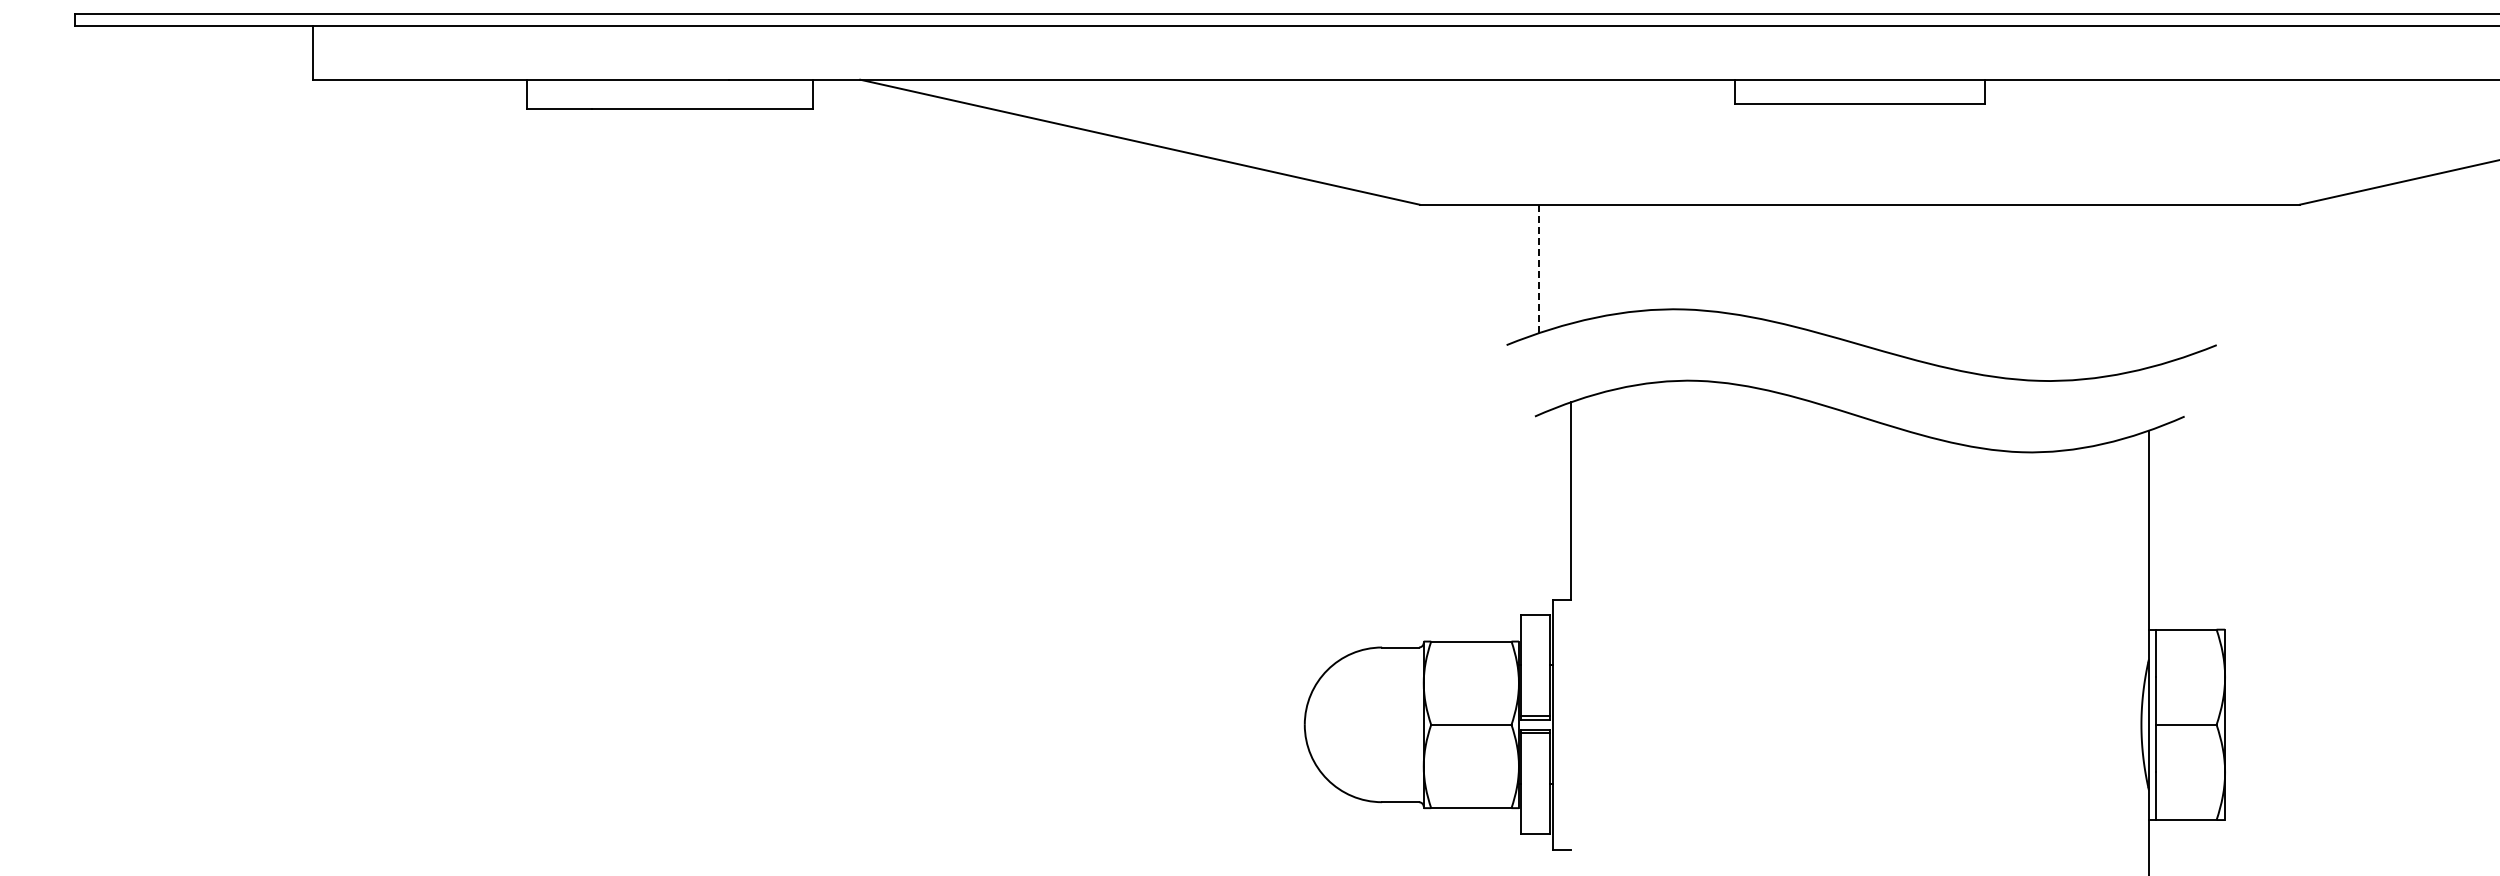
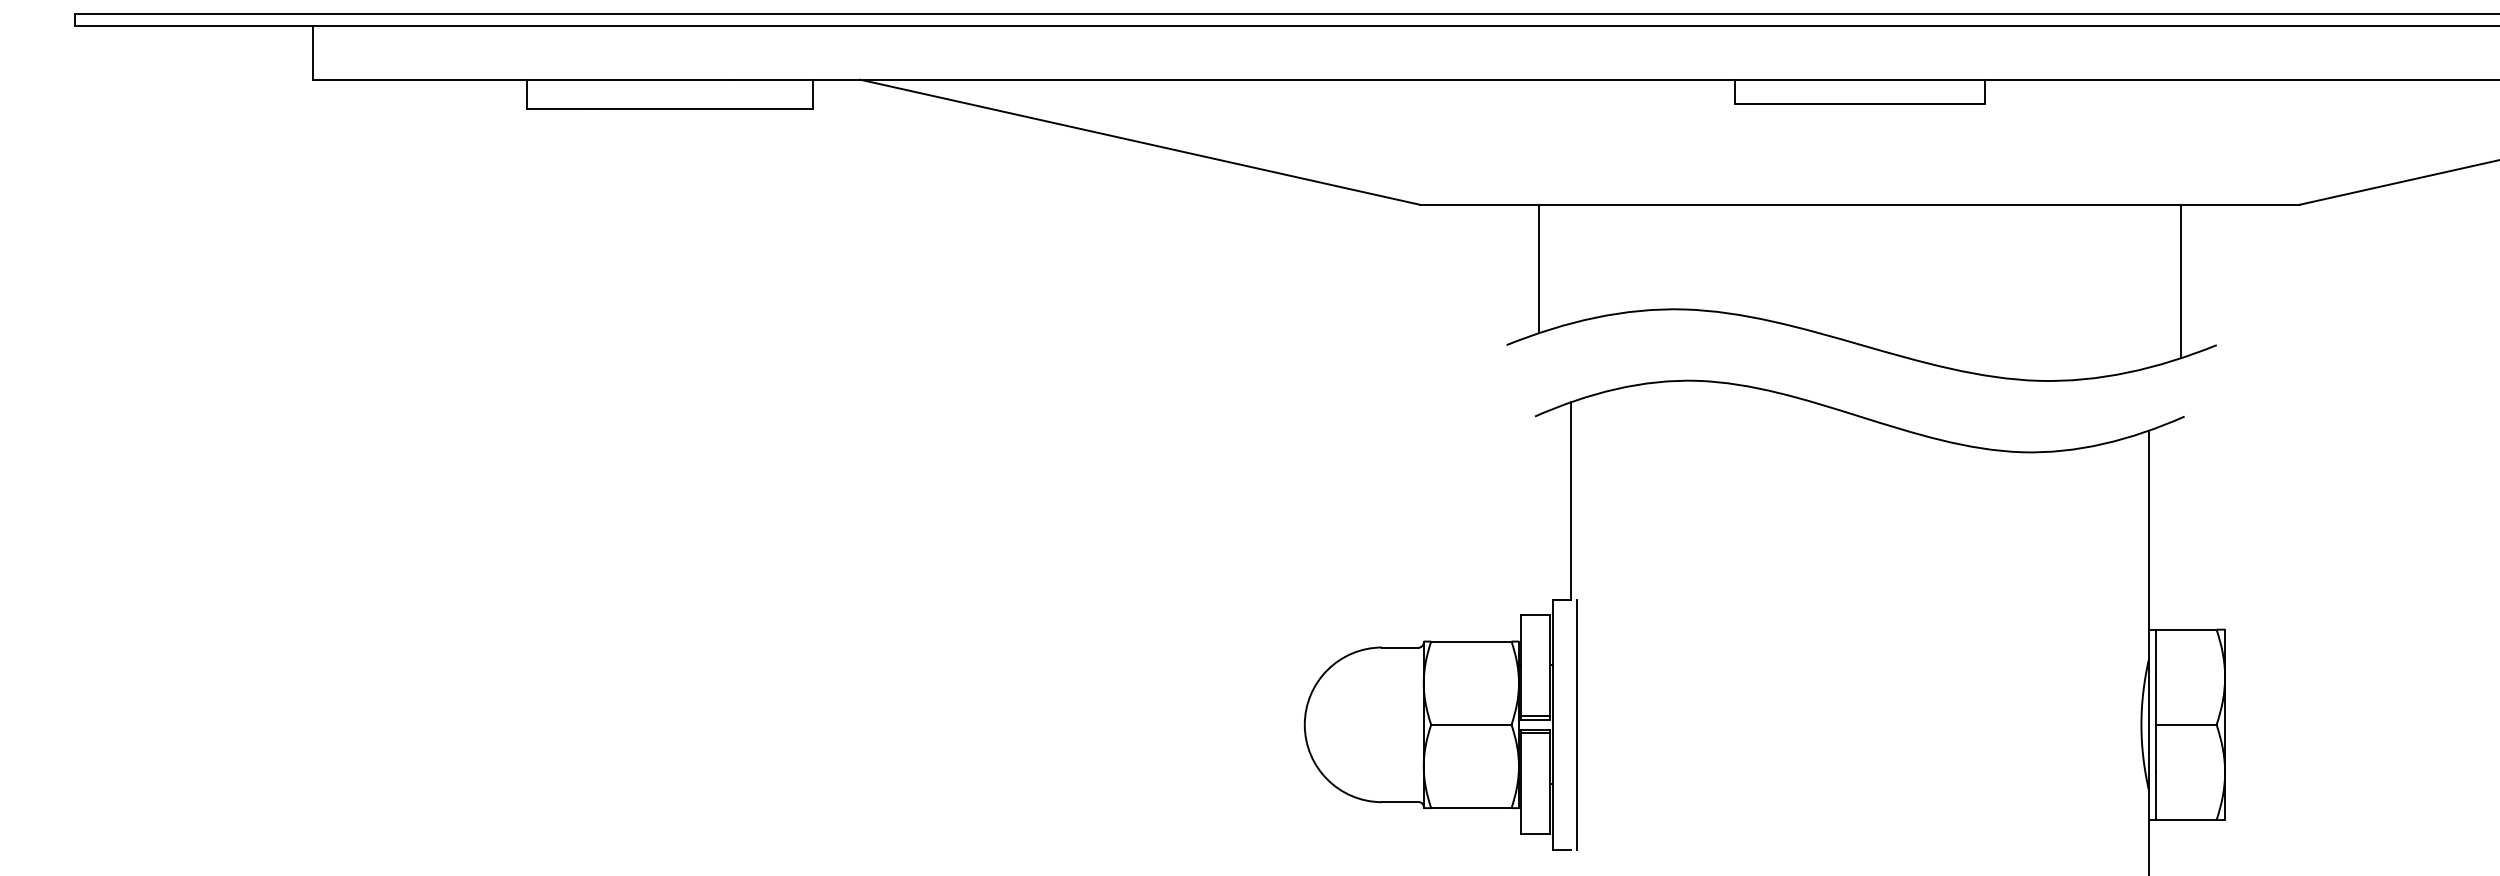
line: dashed -> solid (1538, 269)
line: none -> present (2181, 281)
line: none -> present (1577, 724)
